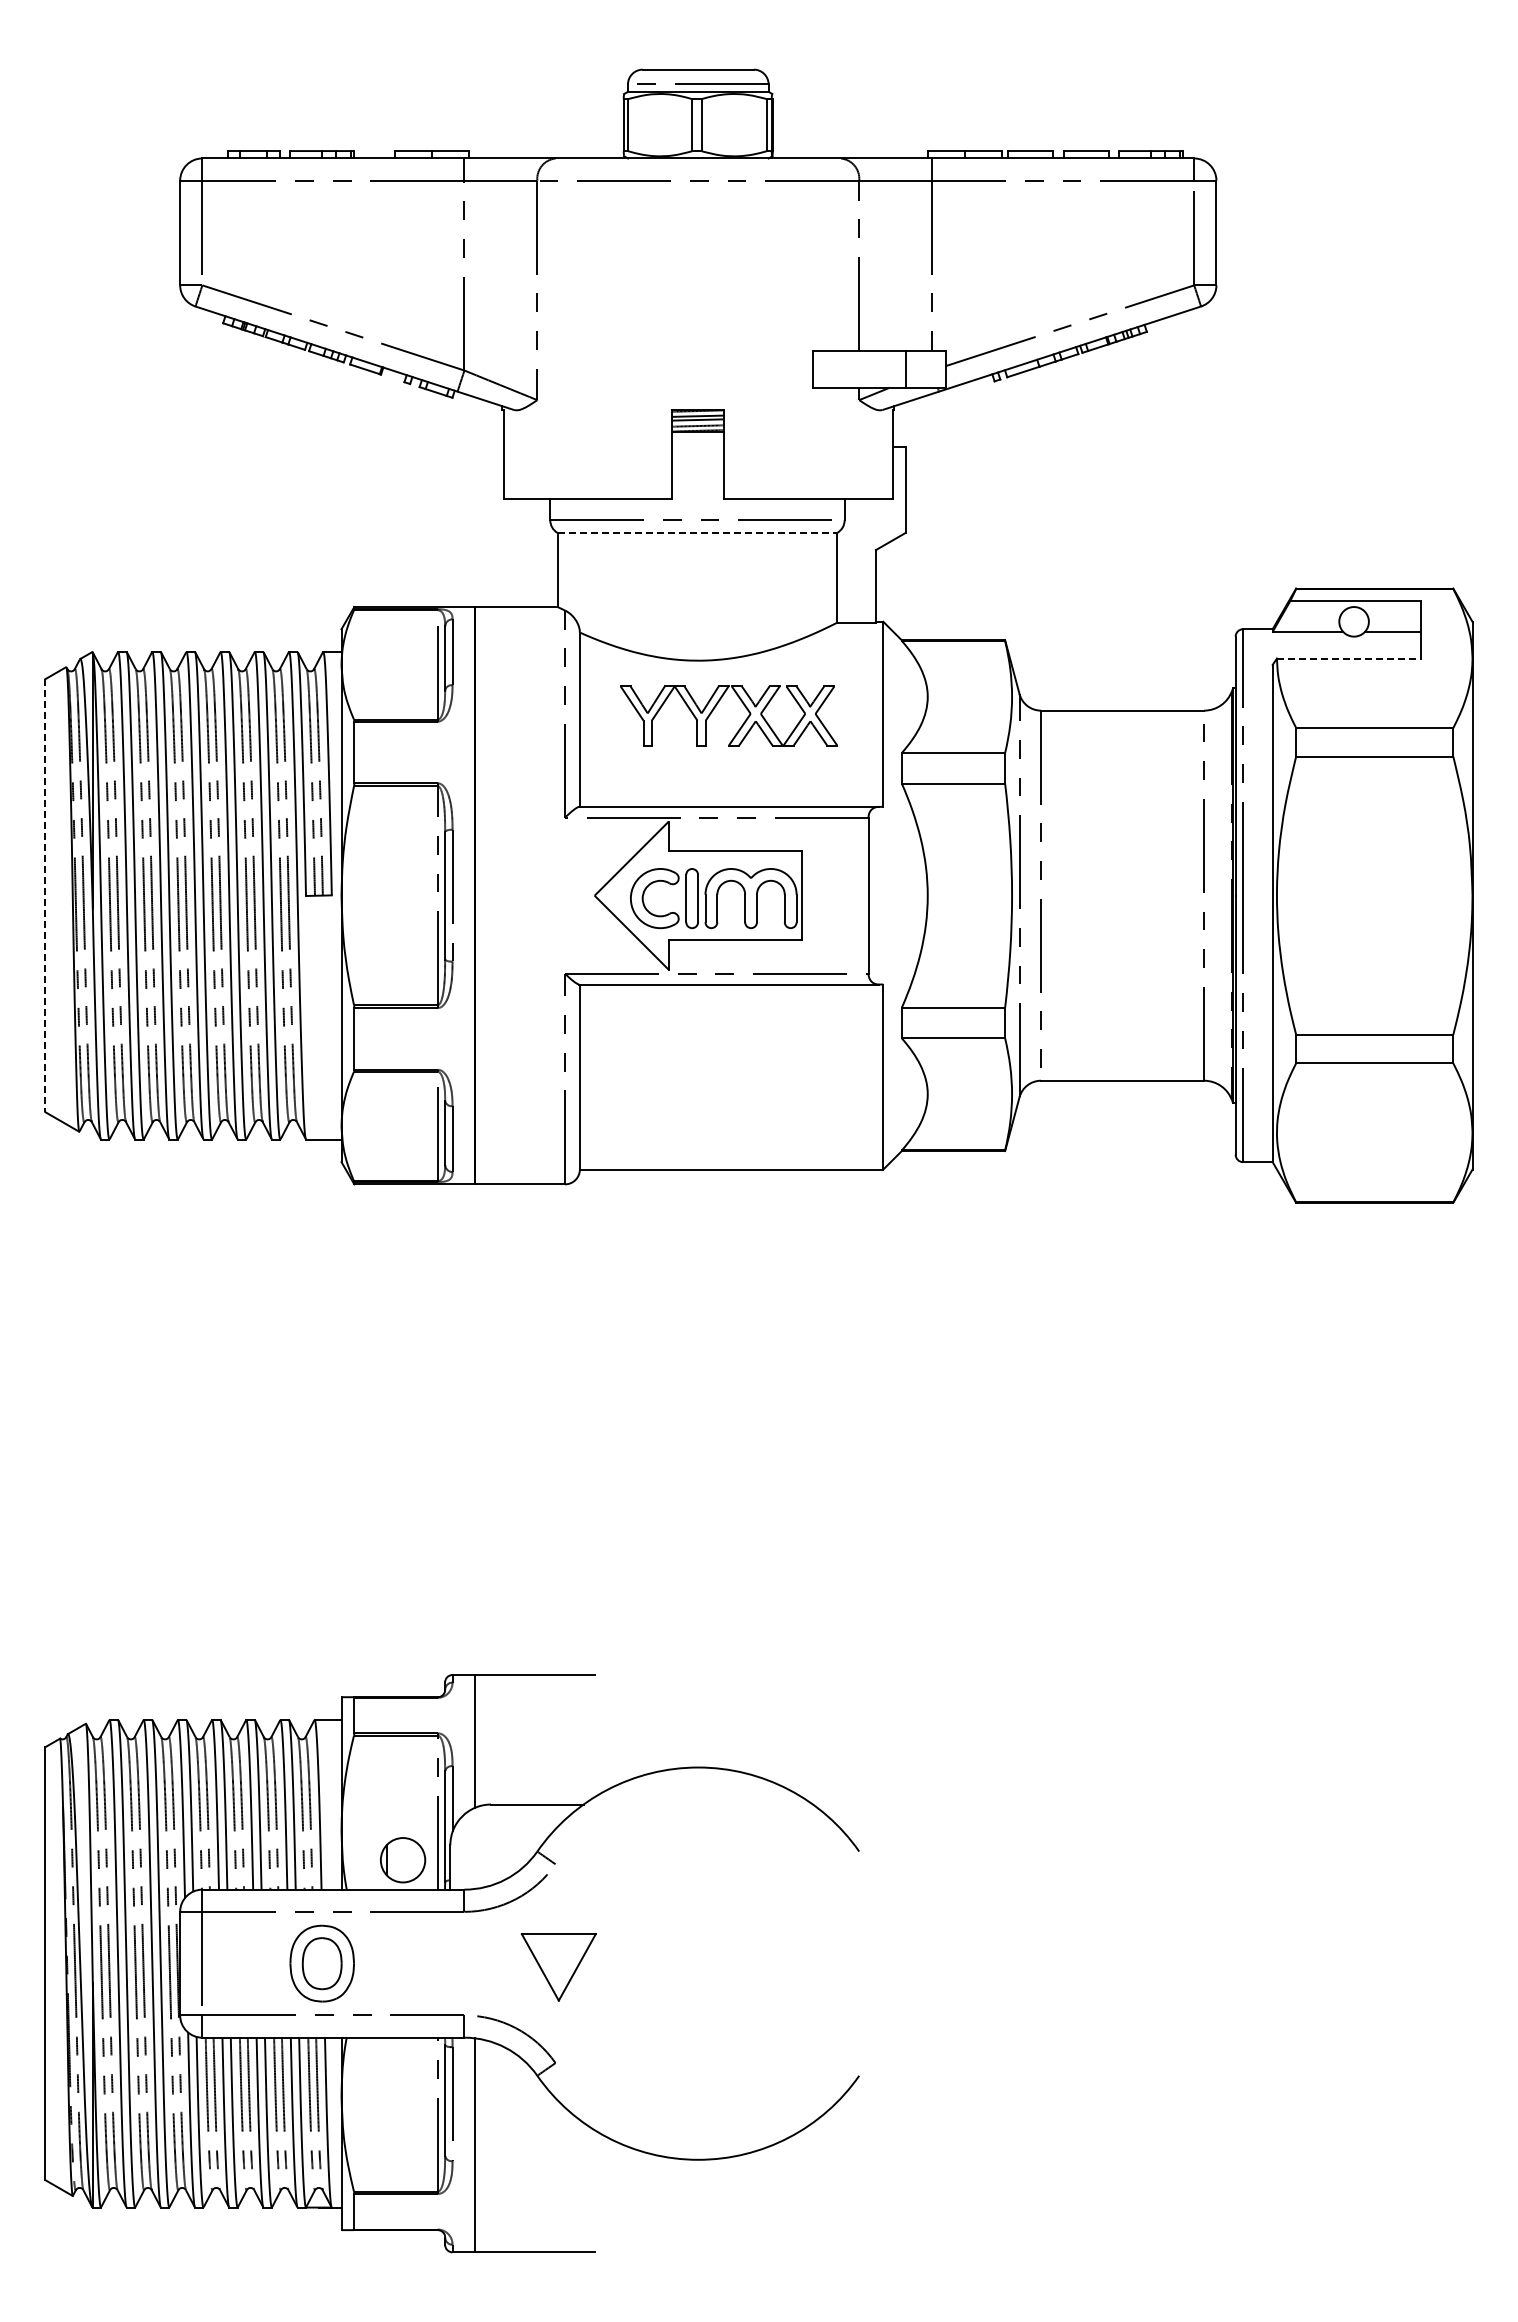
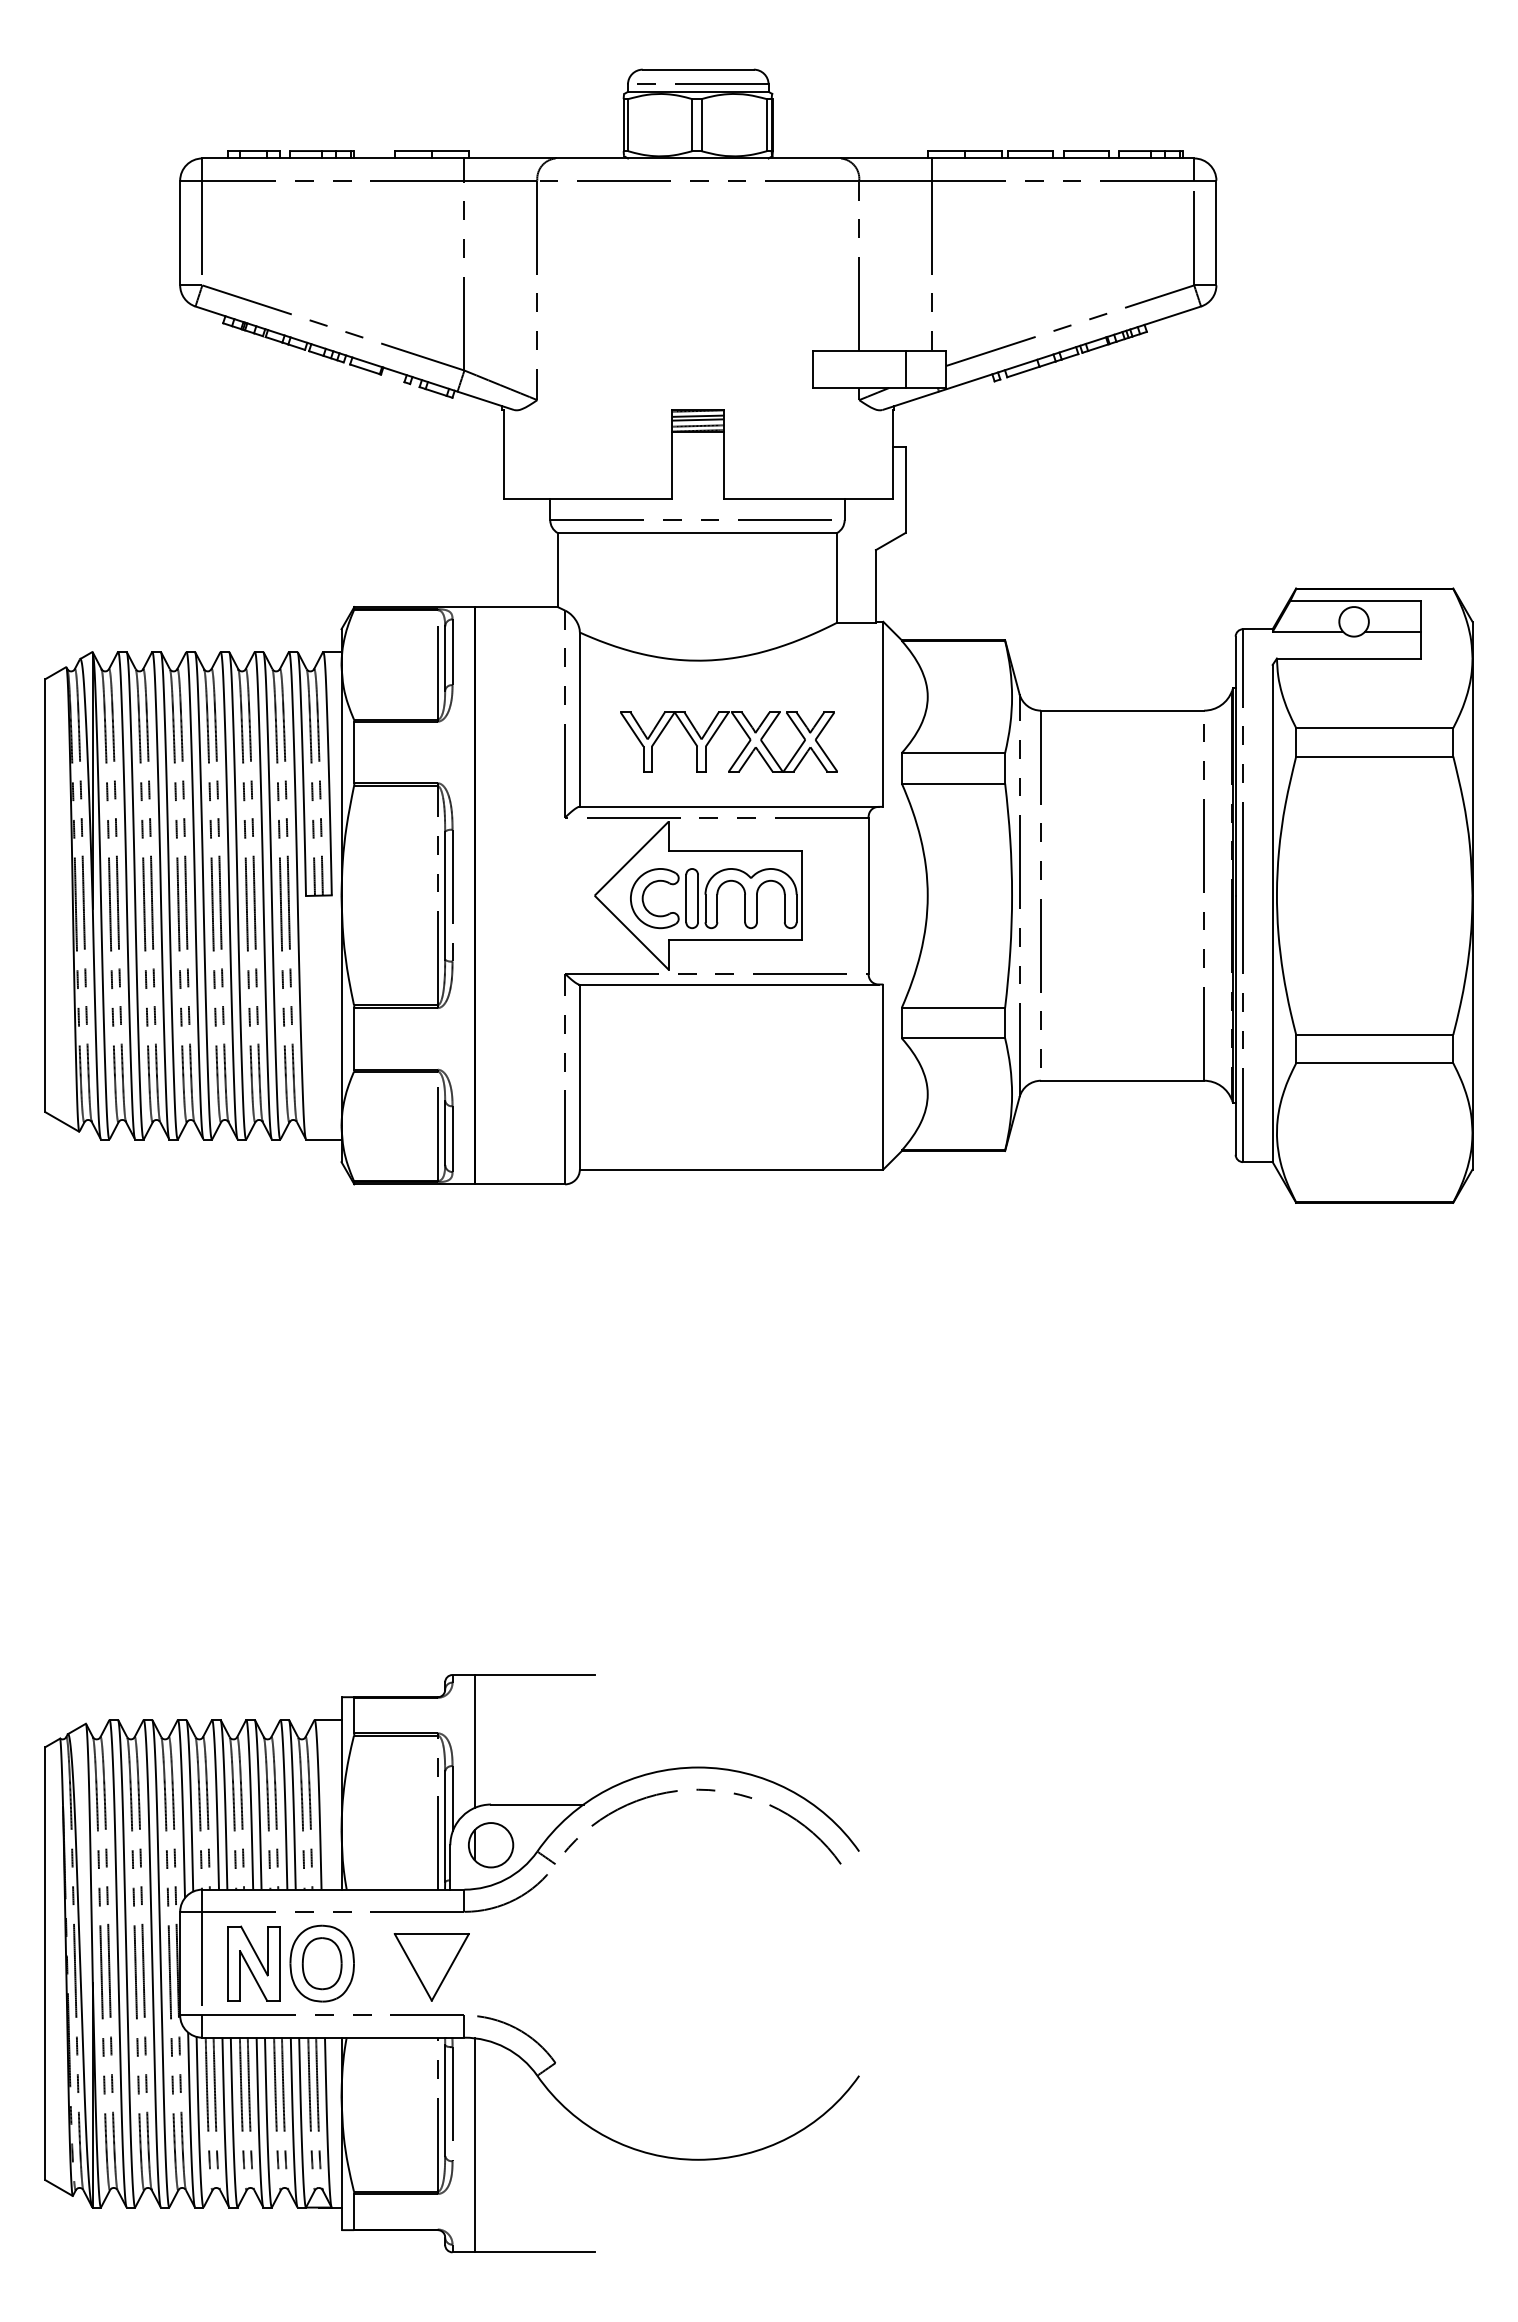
line: dashed -> solid (697, 533)
line: dashed -> solid (1348, 658)
part position: (716, 706) -> (716, 732) (716, 732)
line: dashed -> solid (45, 895)
arc: none -> present (710, 1791)
part position: (403, 1860) -> (491, 1845) (491, 1845)
part: none -> present (253, 1963)
part position: (558, 1967) -> (431, 1967) (431, 1967)
